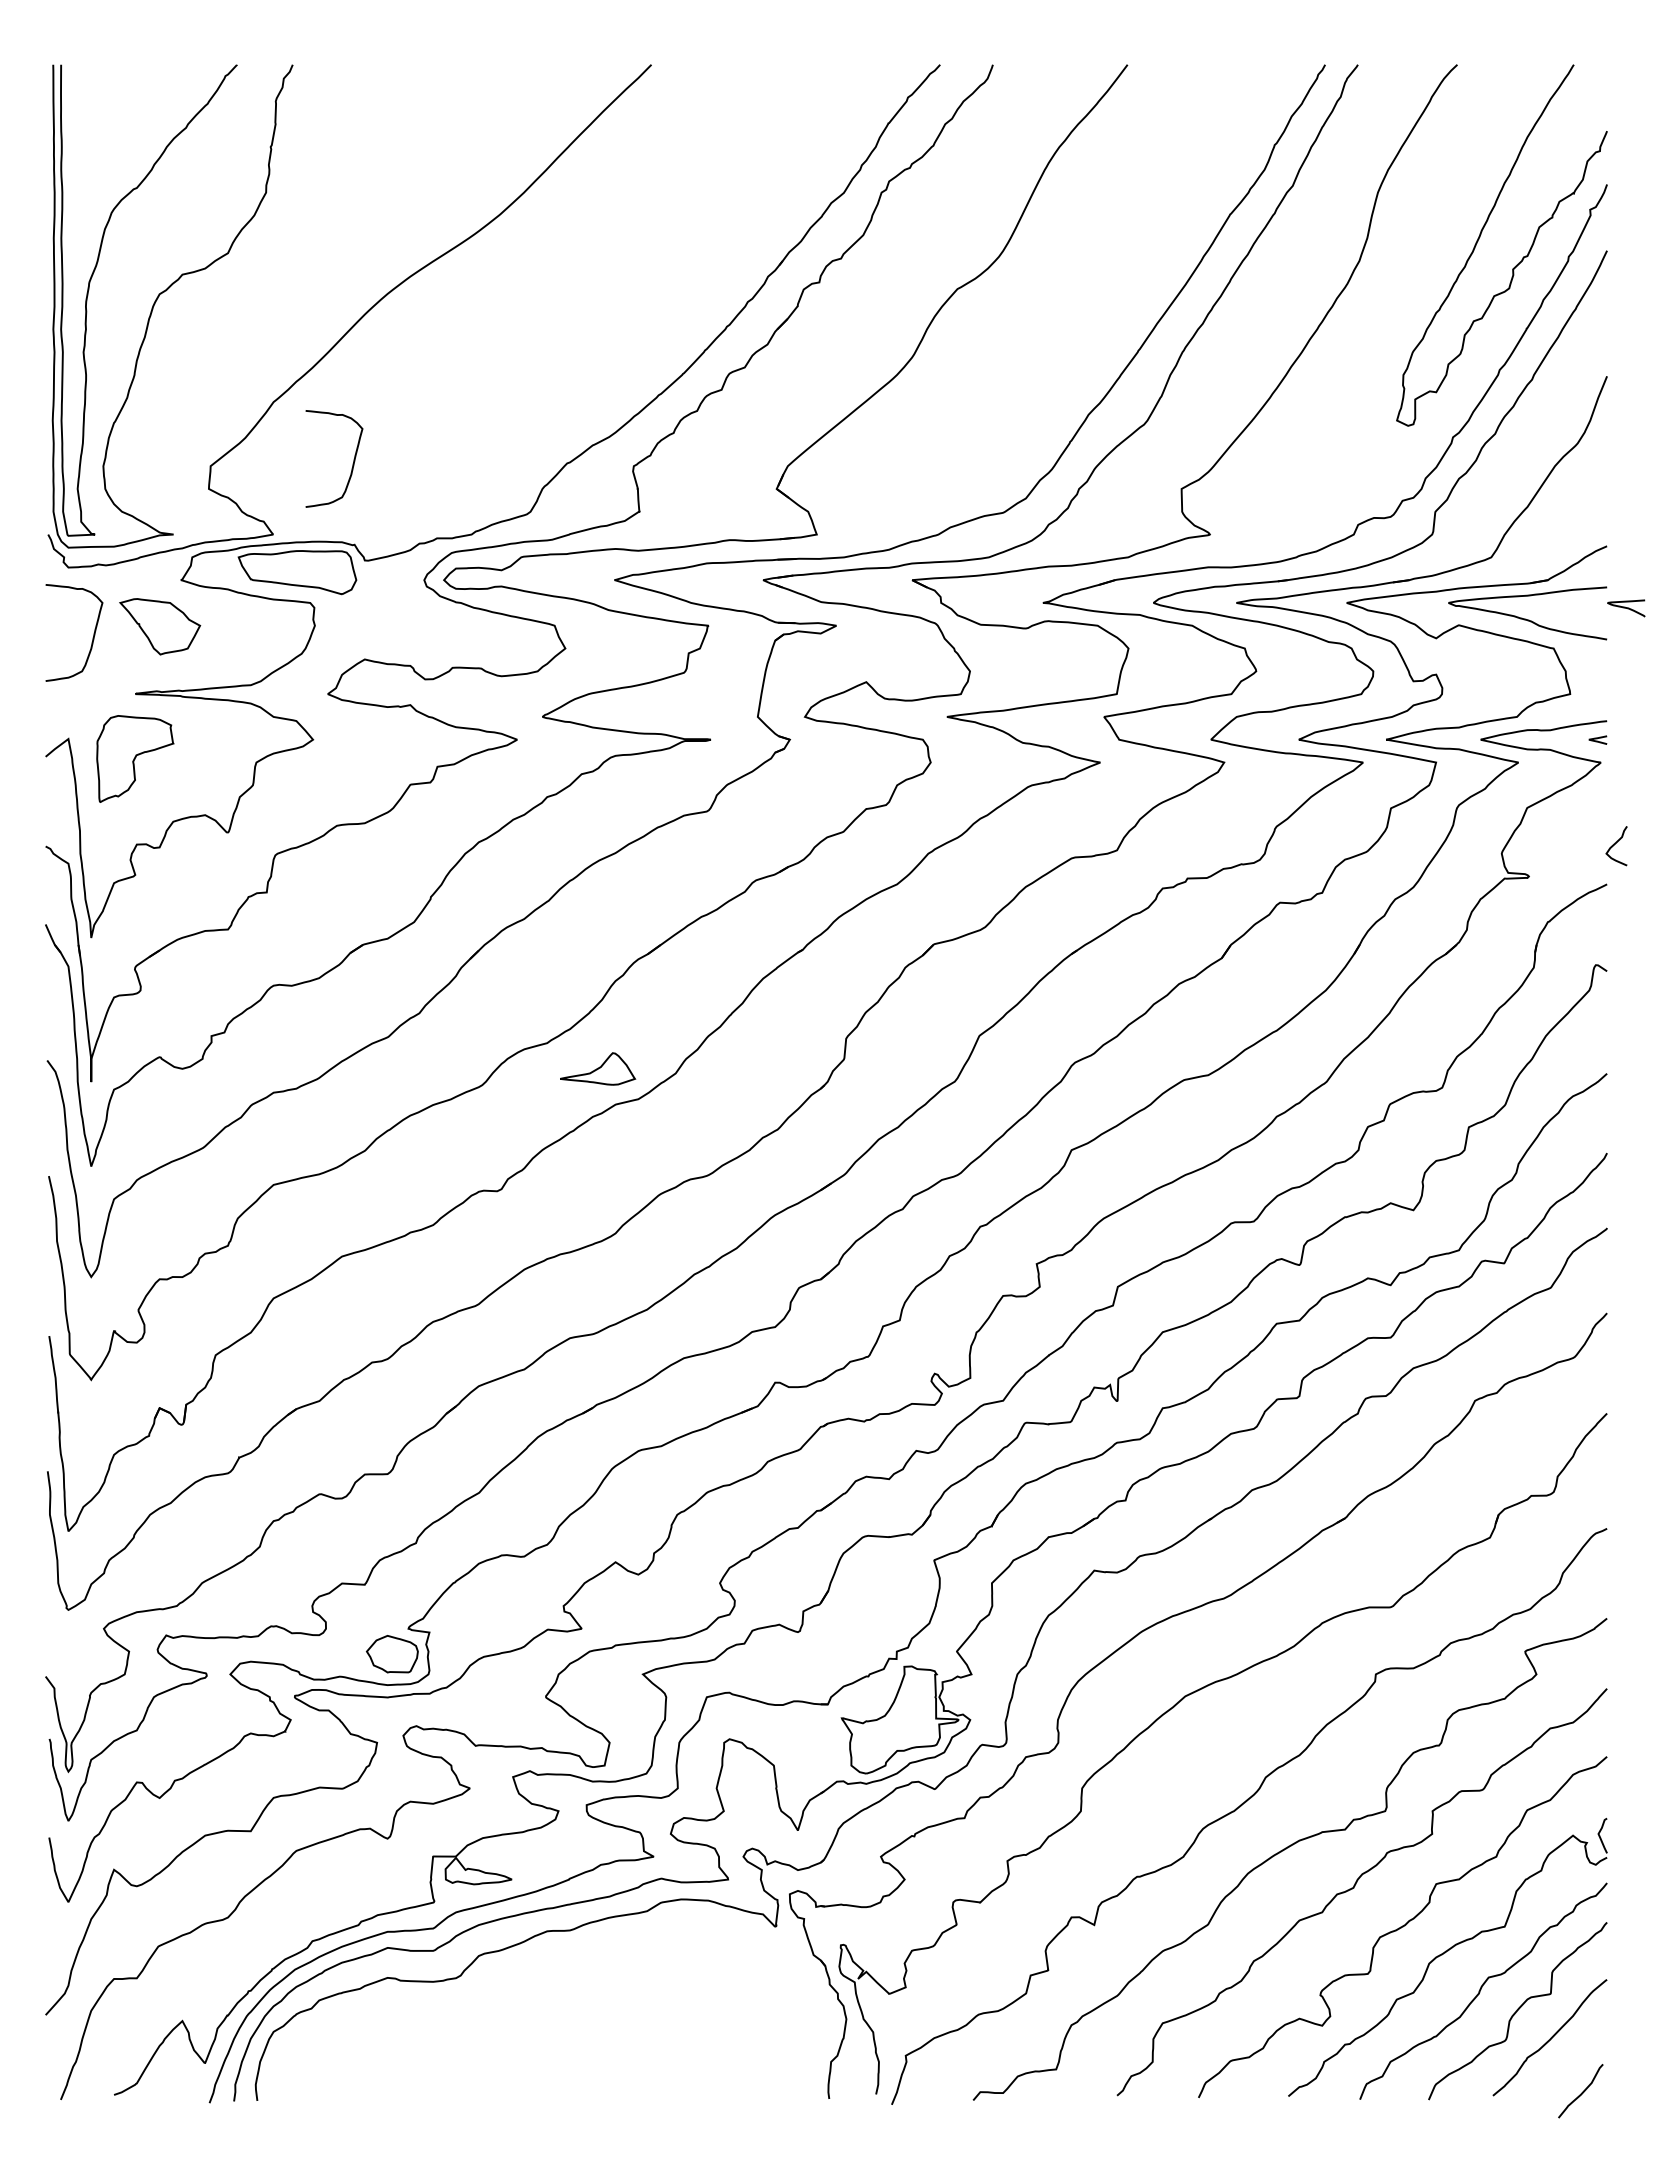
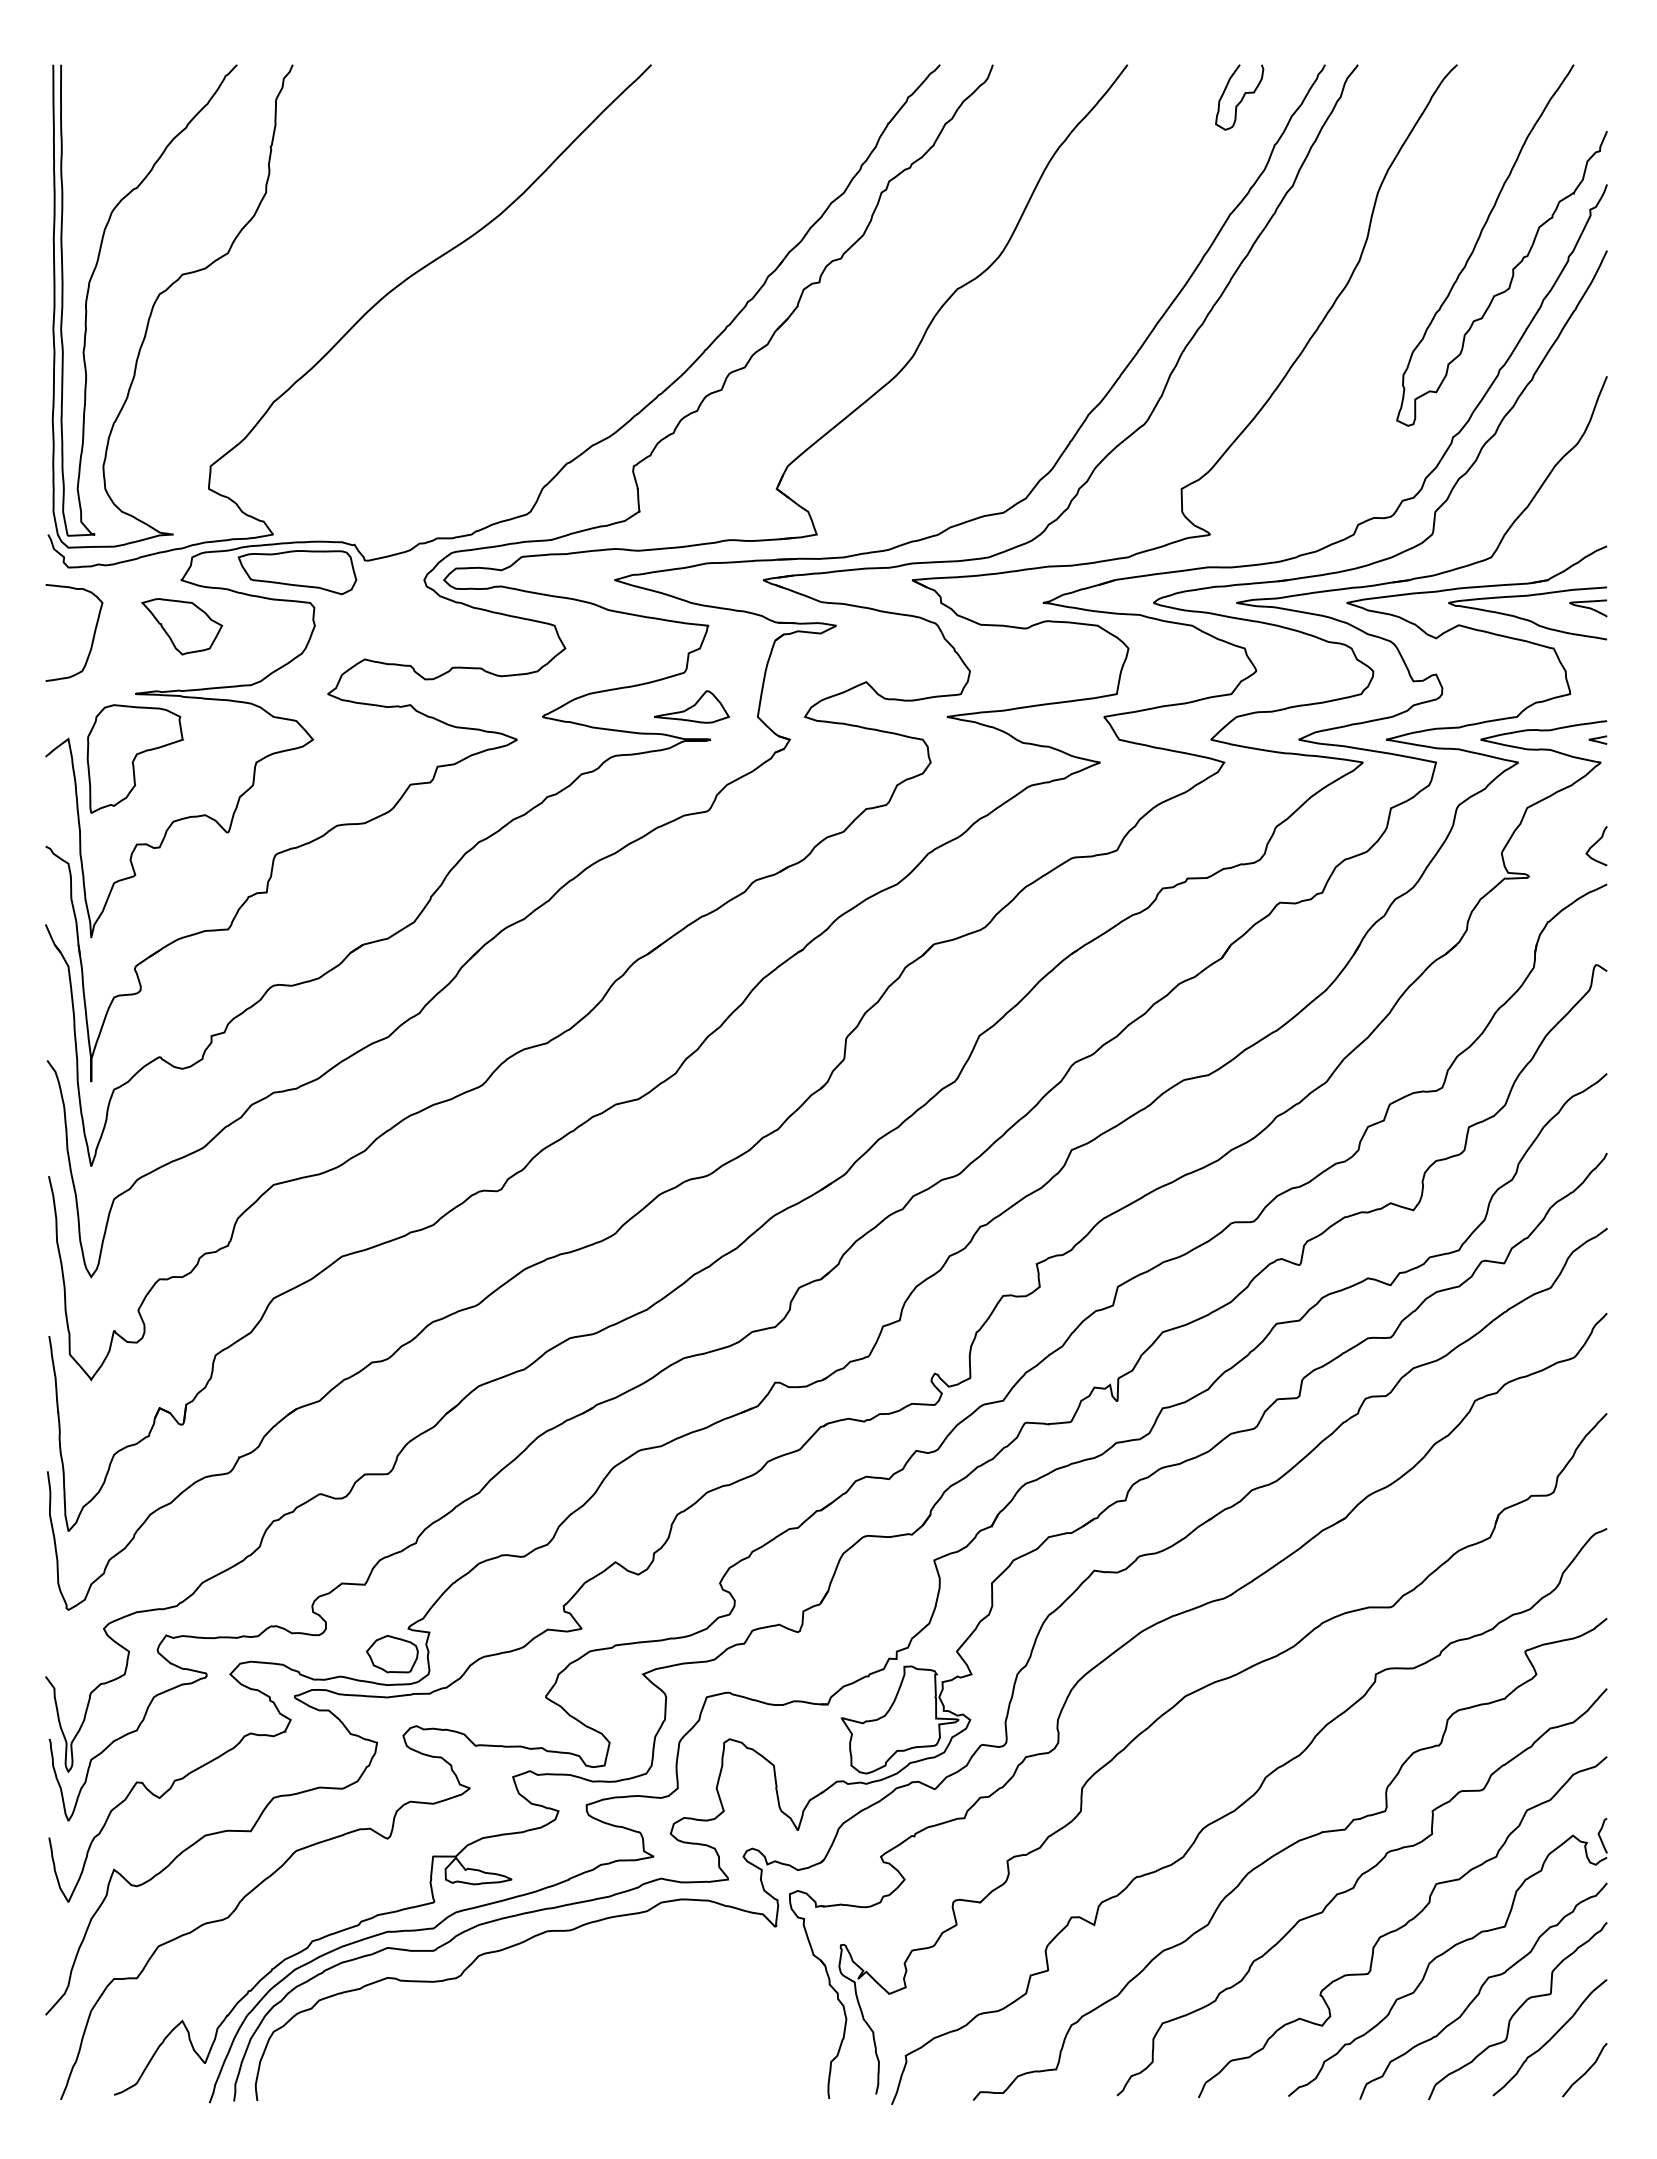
part: none -> present (1239, 97)
curve: present -> none (352, 463)
curve position: (1626, 608) -> (1588, 608) (1588, 608)
part position: (160, 626) -> (182, 626) (182, 626)
part size: 79x88 px -> 98x110 px (134, 758)
curve position: (1615, 844) -> (1595, 844) (1595, 844)
part position: (598, 1068) -> (692, 706) (692, 706)
curve position: (1581, 2092) -> (1585, 2071) (1585, 2071)
